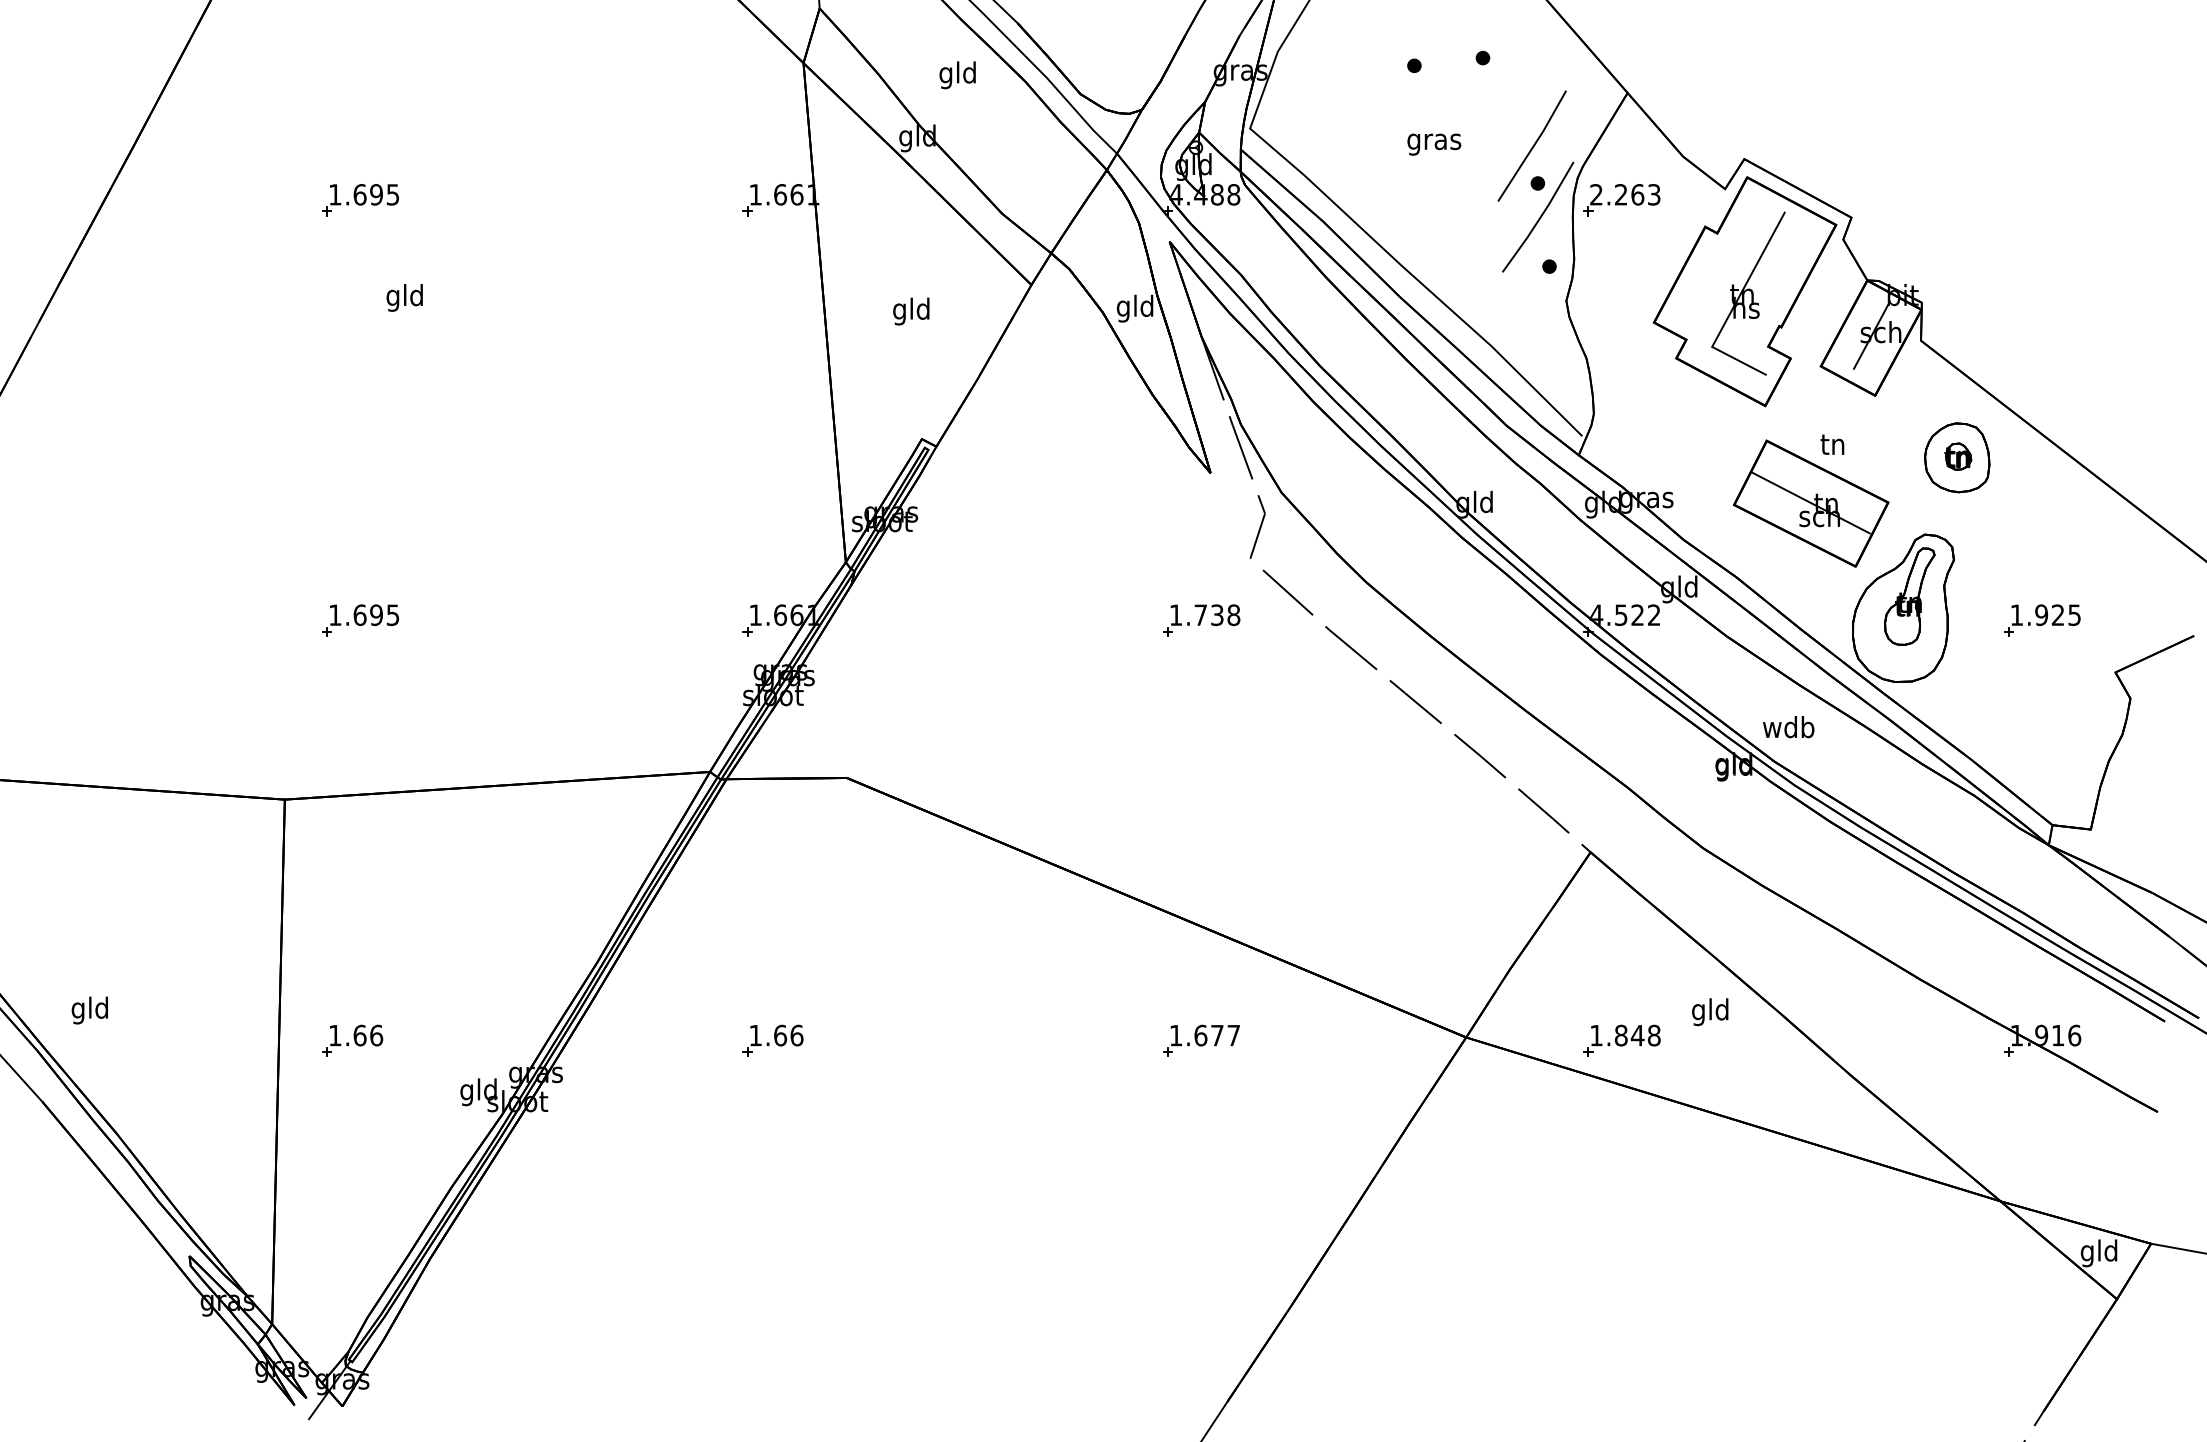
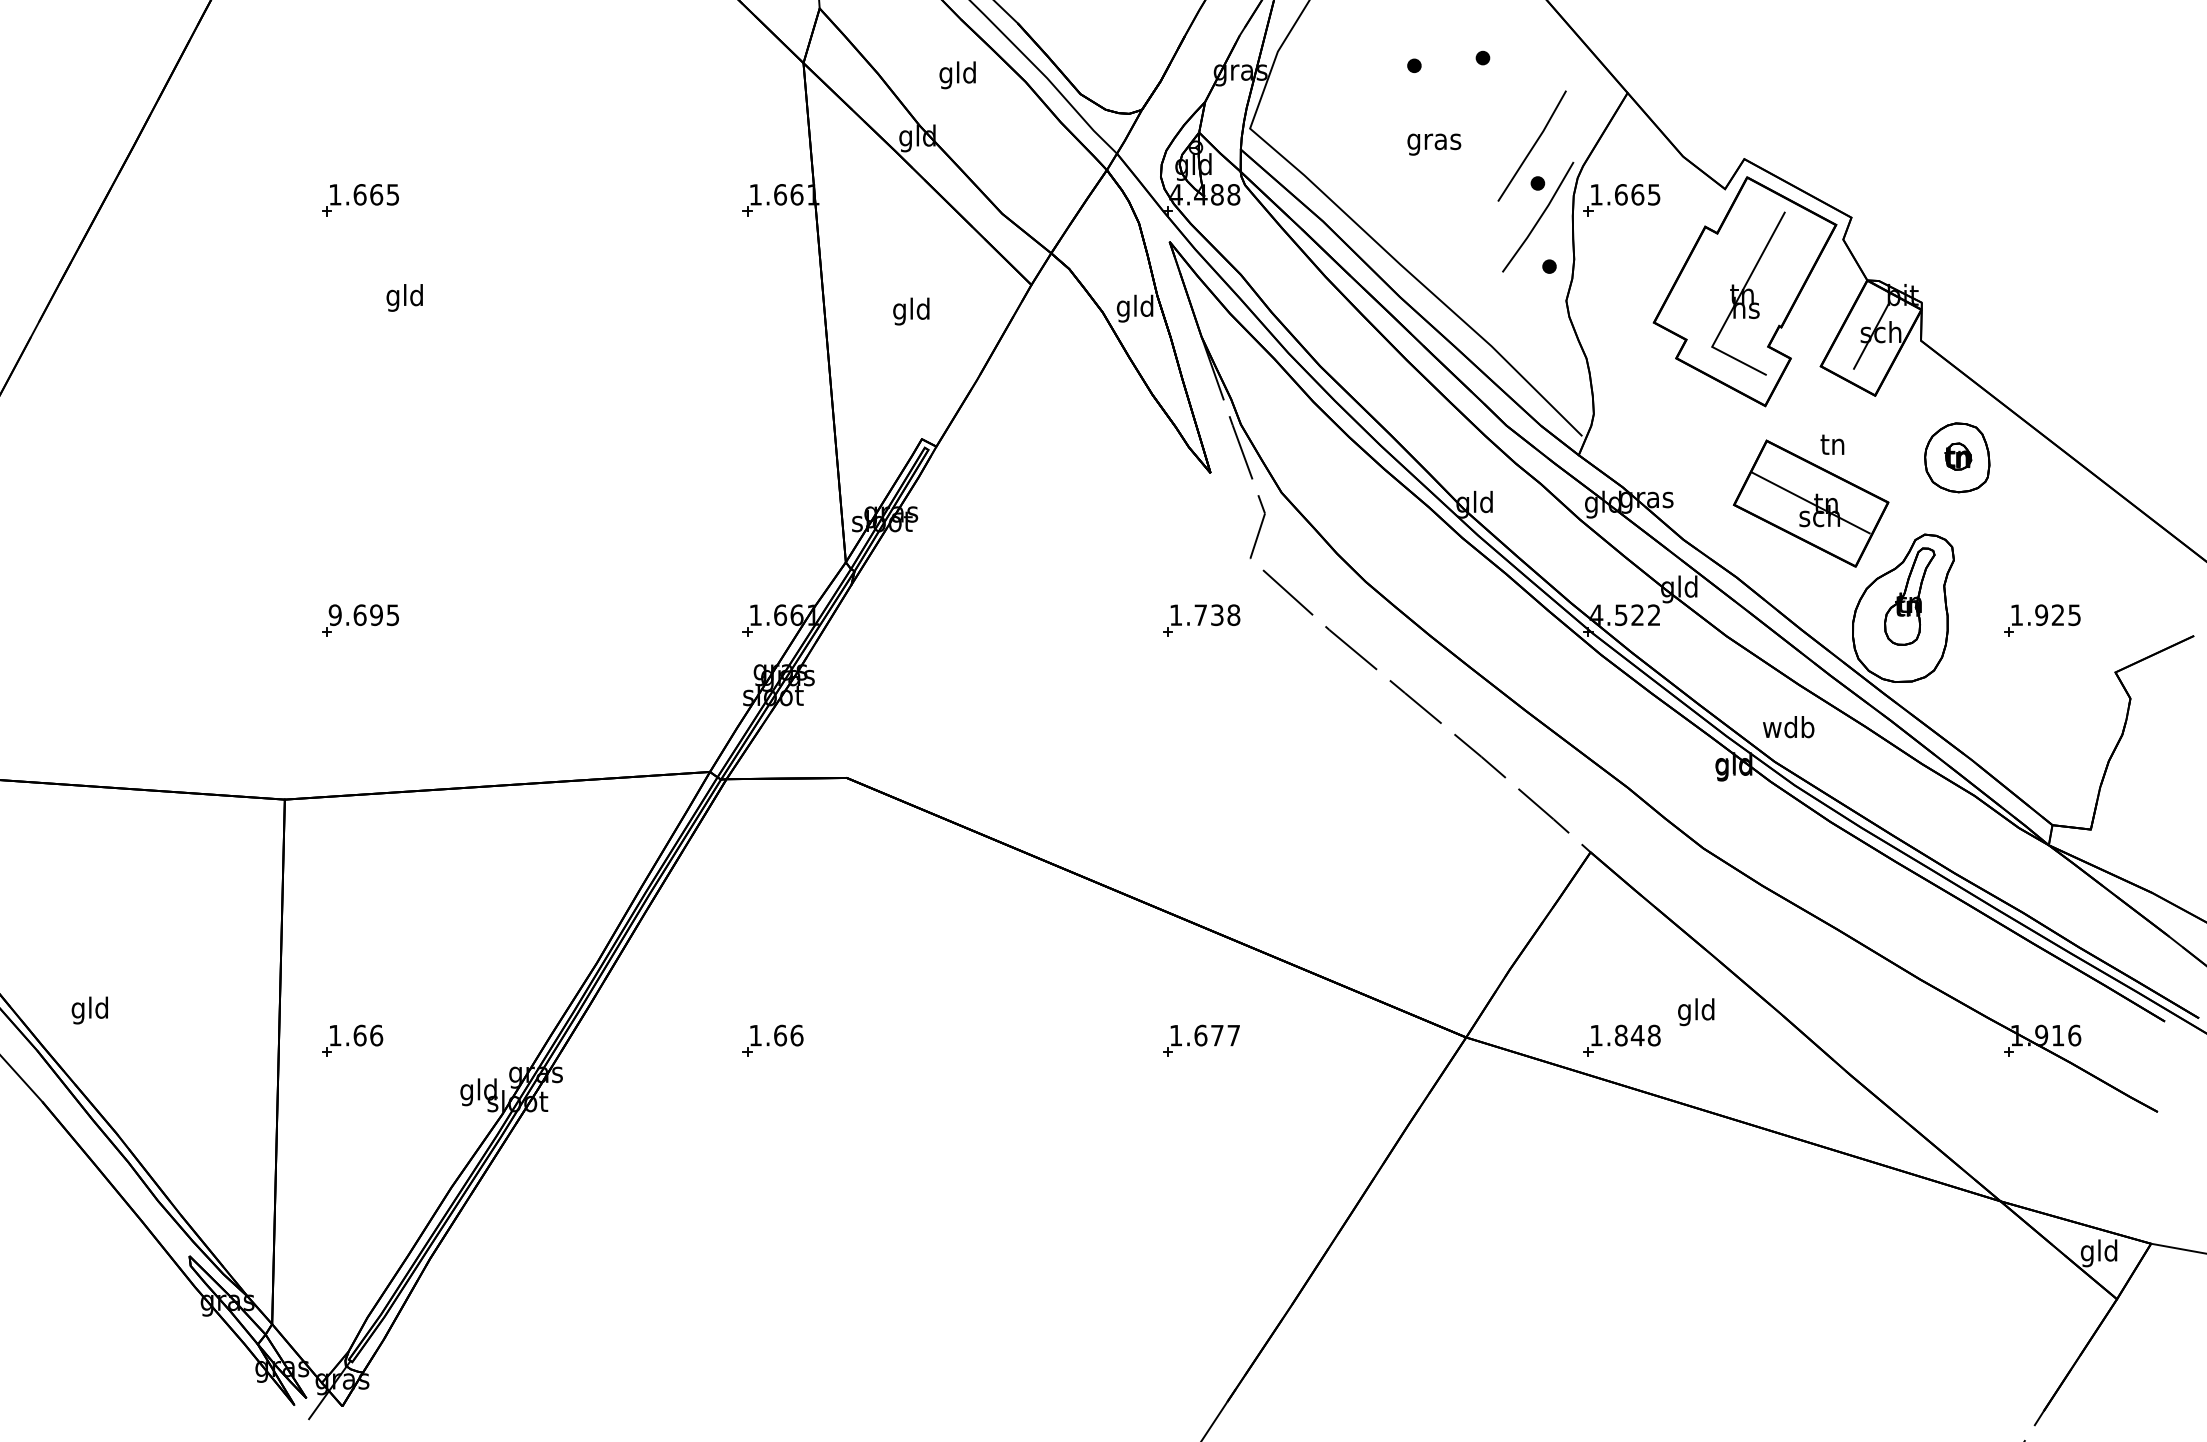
text: 1.695 -> 1.665 (376, 194)
text: 2.263 -> 1.665 (1625, 194)
text: 1.695 -> 9.695 (334, 615)
text position: (1710, 1012) -> (1696, 1012) (1696, 1012)
